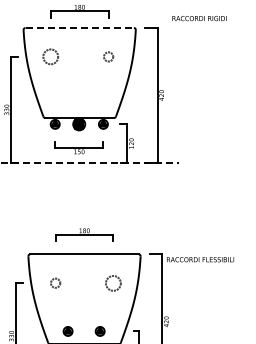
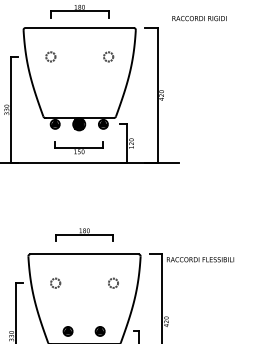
line: dashed -> solid (80, 28)
circle size: 18x18 px -> 12x12 px (50, 56)
line: dashed -> solid (90, 162)
circle size: 17x17 px -> 11x12 px (113, 282)
